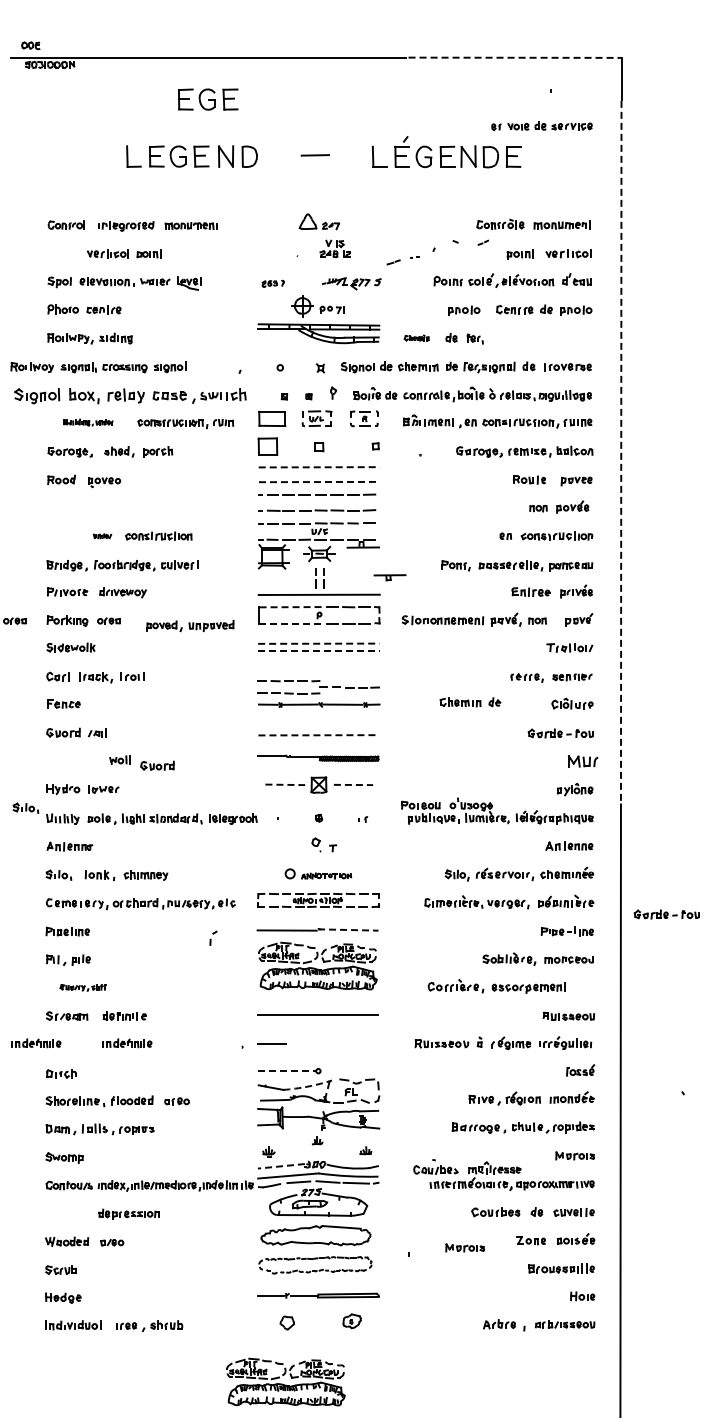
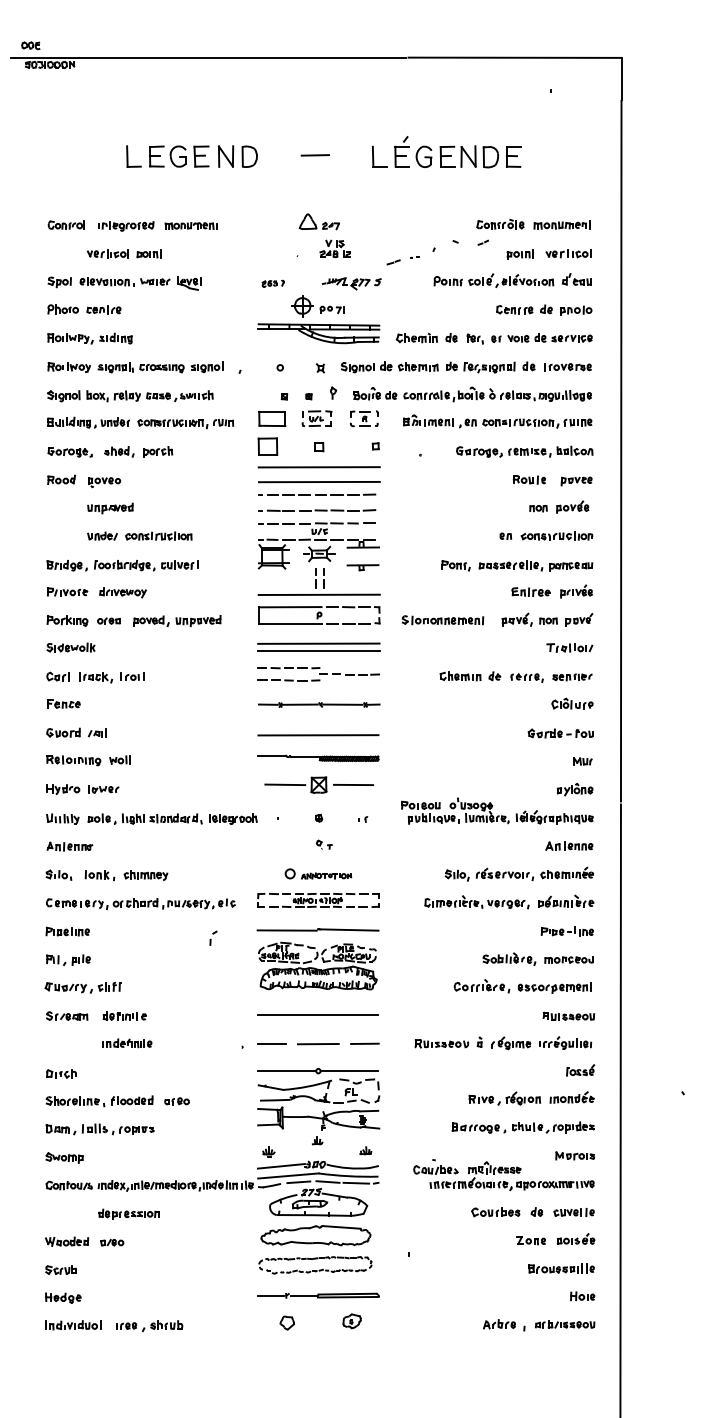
line: dashed -> solid (515, 57)
part: present -> none (208, 99)
part position: (541, 126) -> (541, 338) (541, 338)
part: present -> none (464, 310)
part size: 27x8 px -> 43x12 px (416, 337)
part position: (98, 367) -> (135, 367) (135, 367)
part size: 233x17 px -> 167x13 px (130, 396)
part size: 51x9 px -> 83x13 px (88, 422)
line: dashed -> solid (621, 451)
line: dashed -> solid (319, 467)
line: dashed -> solid (319, 482)
part: none -> present (110, 508)
part size: 20x7 px -> 31x10 px (102, 535)
part position: (389, 577) -> (362, 567) (362, 567)
line: dashed -> solid (289, 607)
part position: (518, 619) -> (529, 619) (529, 619)
part: present -> none (14, 620)
line: dashed -> solid (290, 623)
part position: (190, 625) -> (177, 620) (177, 620)
line: dashed -> solid (318, 643)
line: dashed -> solid (318, 651)
part position: (318, 687) -> (318, 674) (318, 674)
part position: (470, 702) -> (470, 676) (470, 676)
line: dashed -> solid (318, 735)
part: none -> present (73, 760)
part size: 31x13 px -> 20x9 px (582, 761)
part: present -> none (157, 765)
line: dashed -> solid (285, 784)
line: dashed -> solid (353, 784)
part: present -> none (25, 807)
part size: 26x16 px -> 17x11 px (324, 844)
part: present -> none (666, 914)
line: dashed -> solid (348, 930)
part position: (496, 986) -> (522, 986) (522, 986)
part size: 48x8 px -> 78x12 px (82, 987)
part: present -> none (36, 1043)
line: none -> present (364, 1043)
line: none -> present (318, 1044)
line: dashed -> solid (287, 1071)
line: none -> present (350, 1071)
arc: dashed -> solid (307, 1086)
line: dashed -> solid (281, 1166)
part: present -> none (464, 1247)
part: present -> none (285, 1381)
